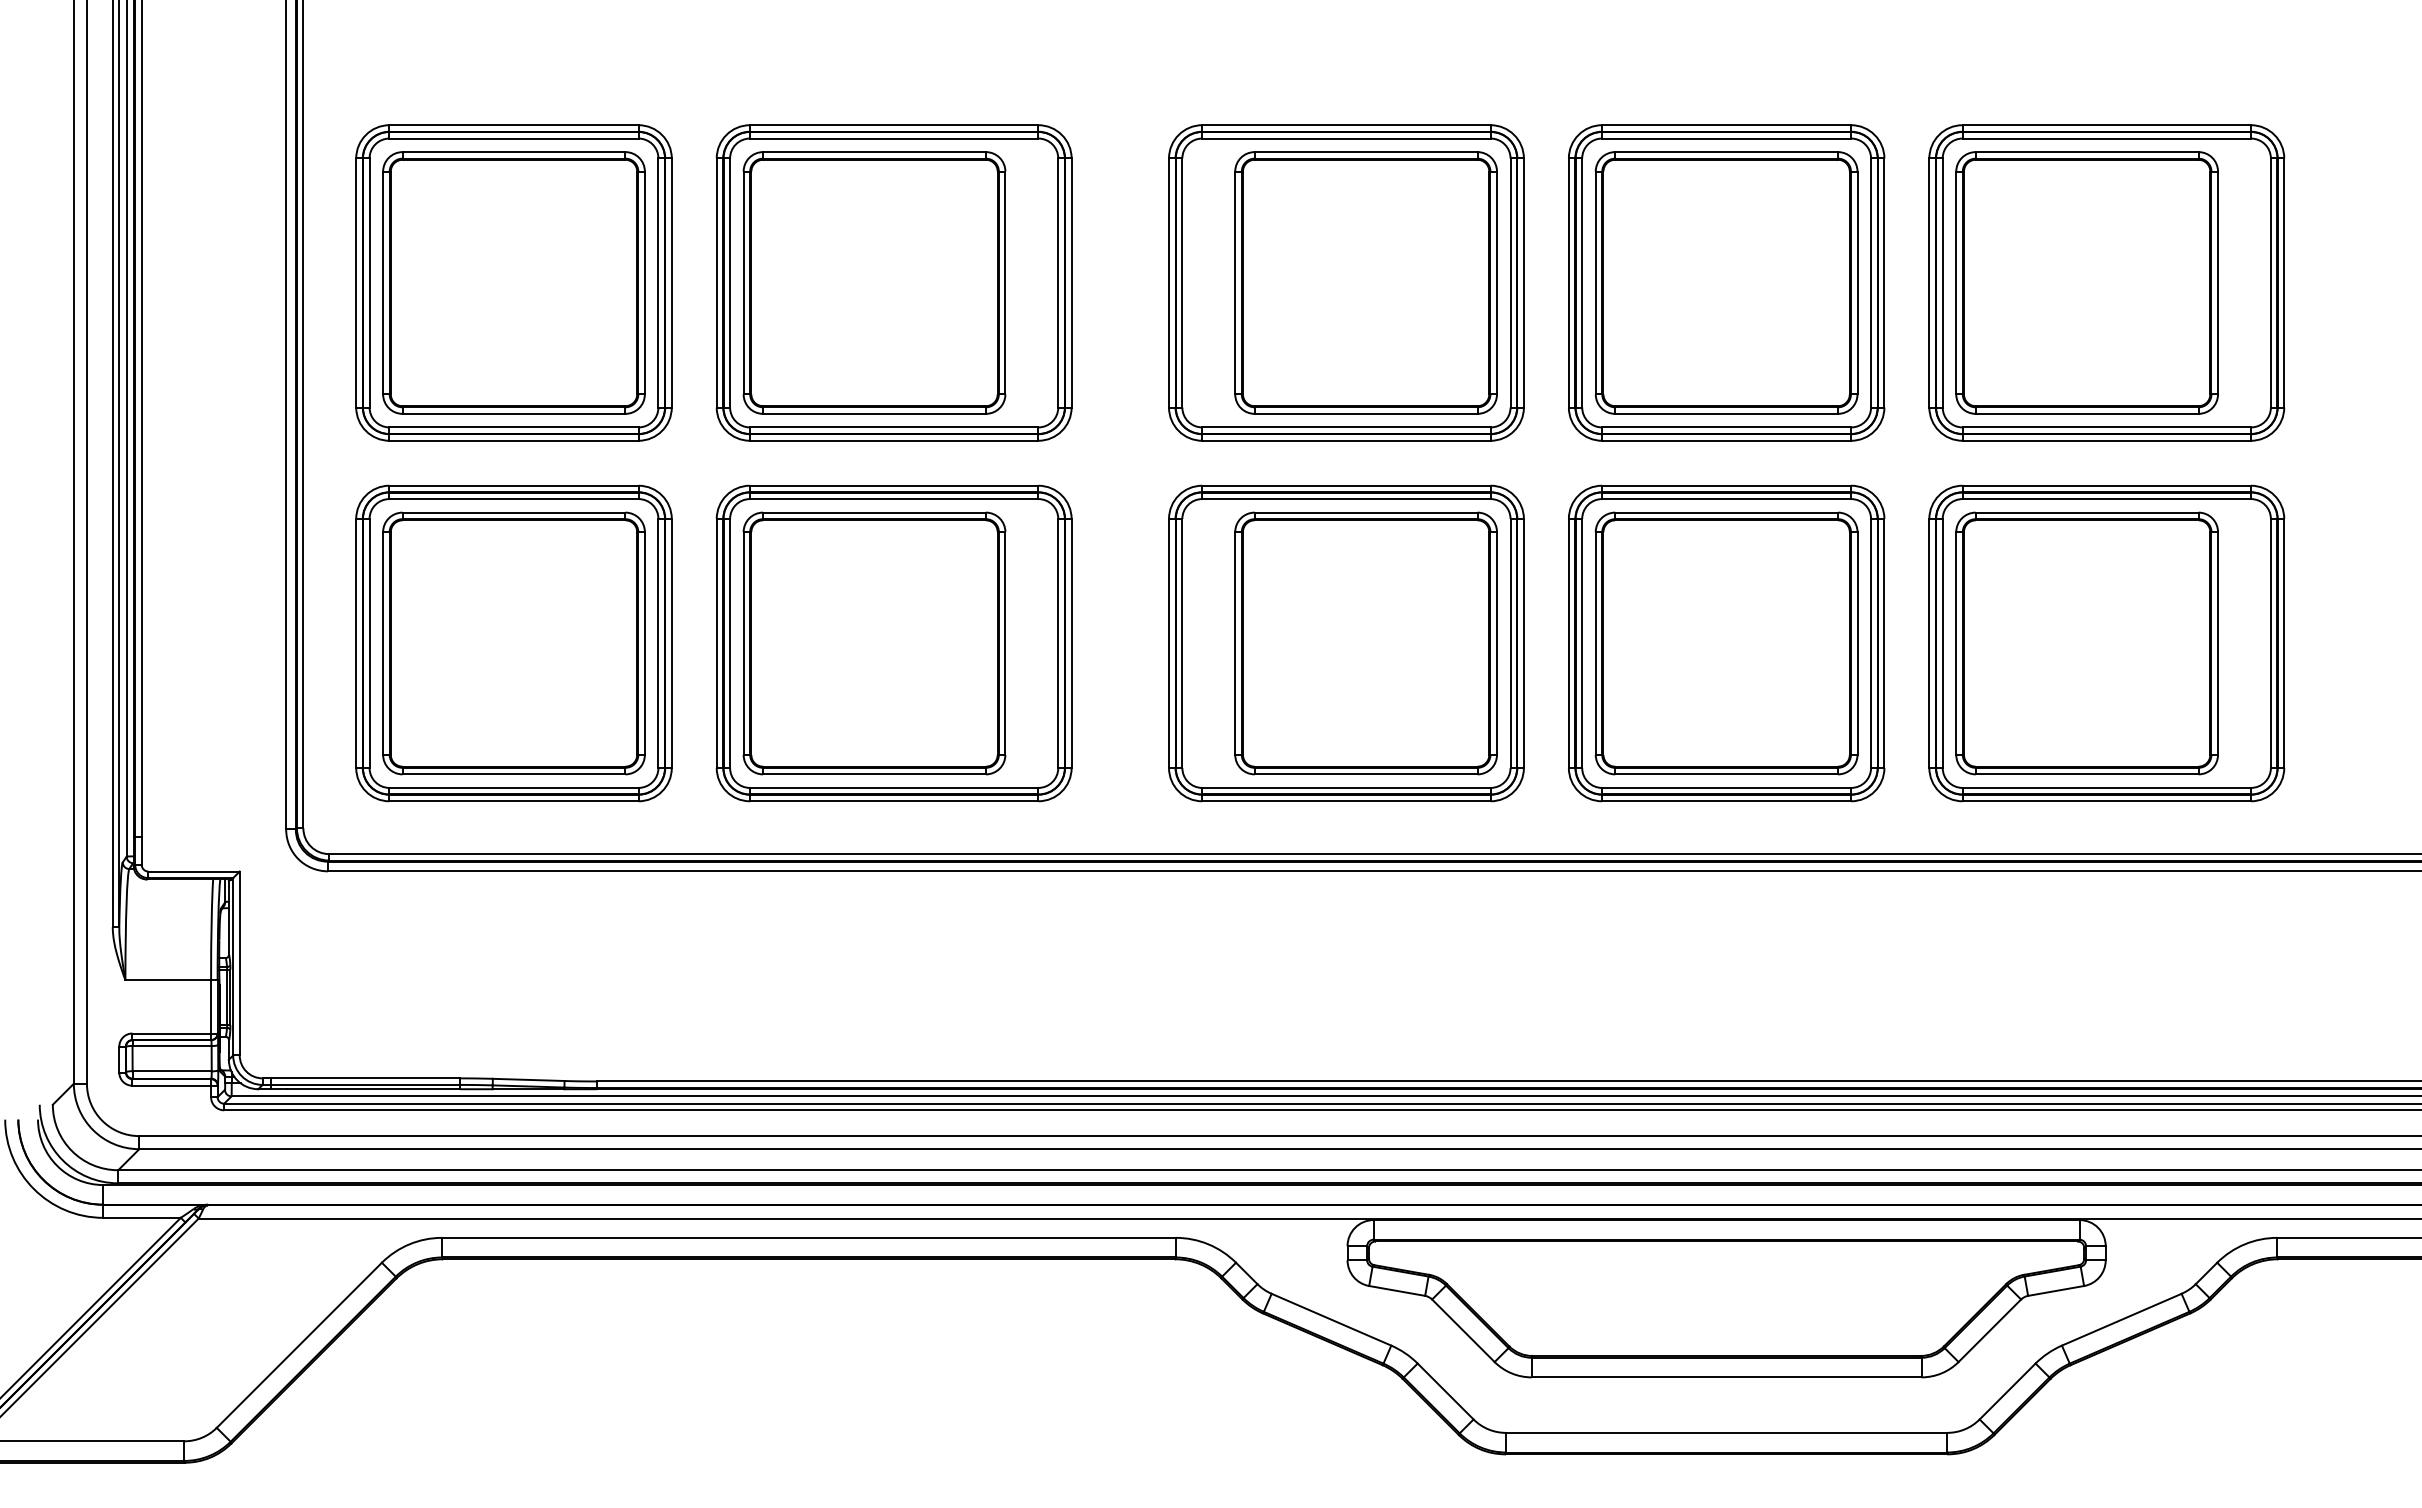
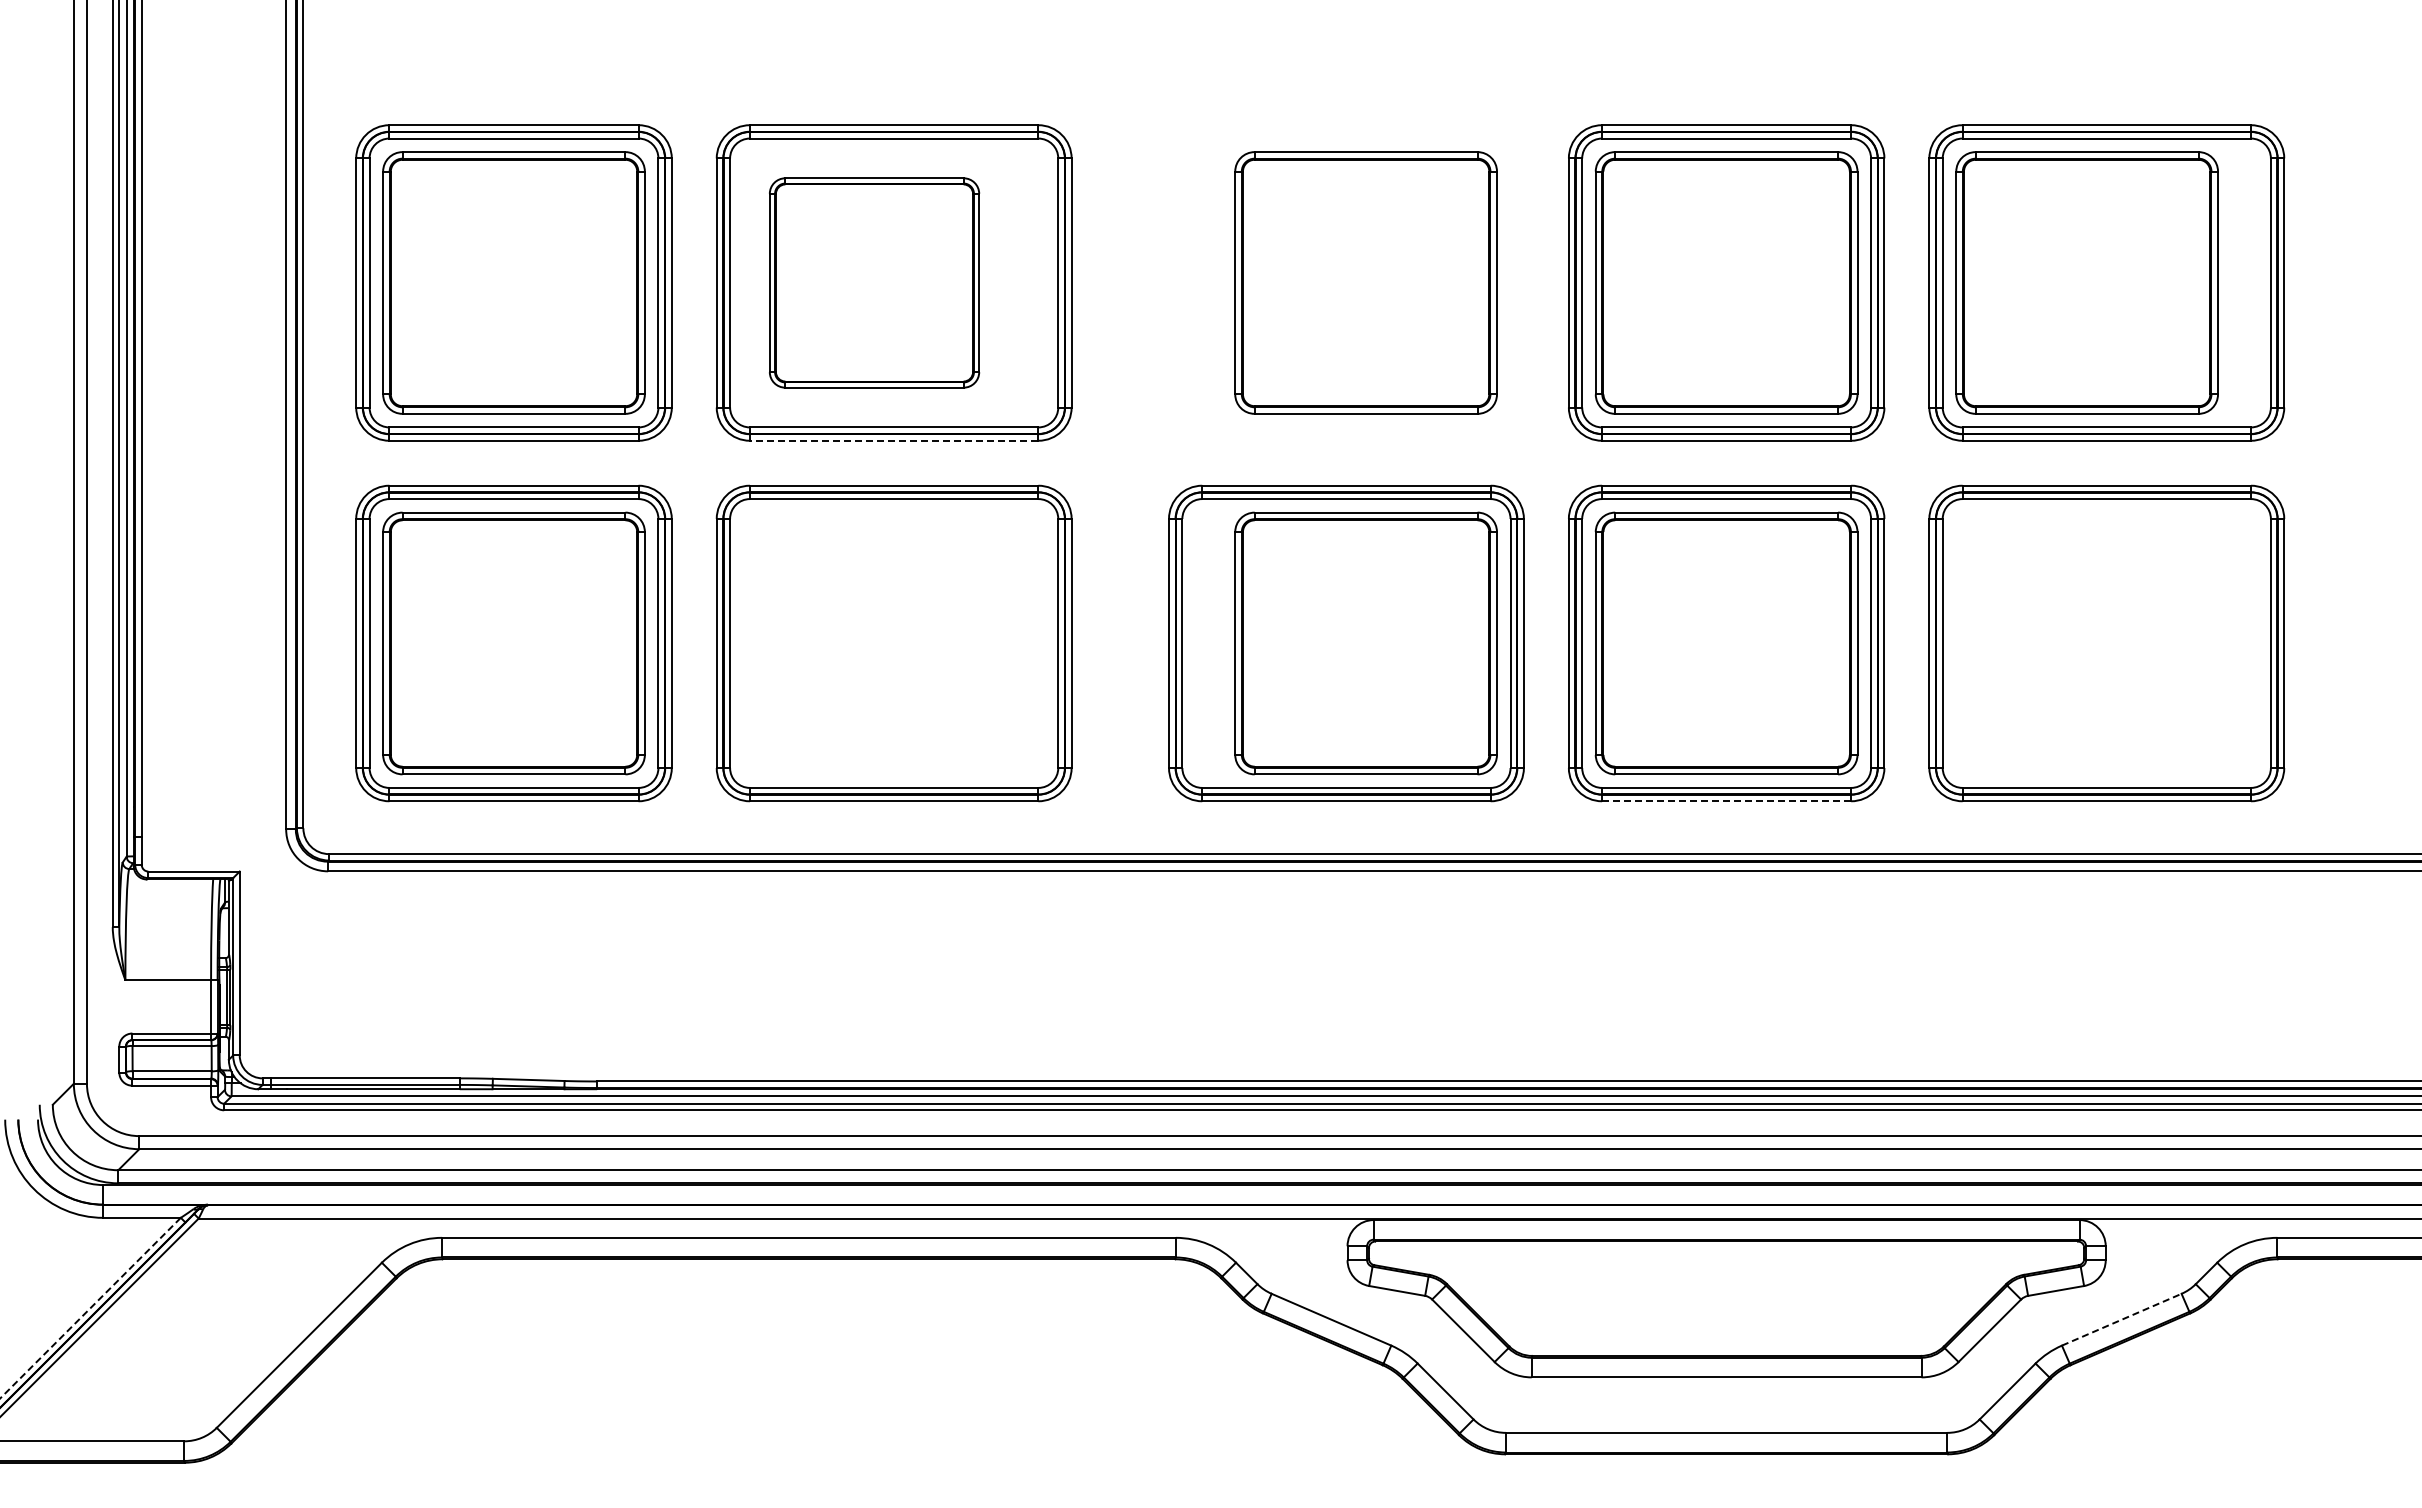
part size: 265x264 px -> 212x212 px (874, 282)
part: present -> none (1346, 282)
line: solid -> dashed (893, 440)
part: present -> none (874, 643)
part: present -> none (2086, 643)
line: solid -> dashed (1726, 801)
line: solid -> dashed (90, 1308)
line: solid -> dashed (2122, 1319)
